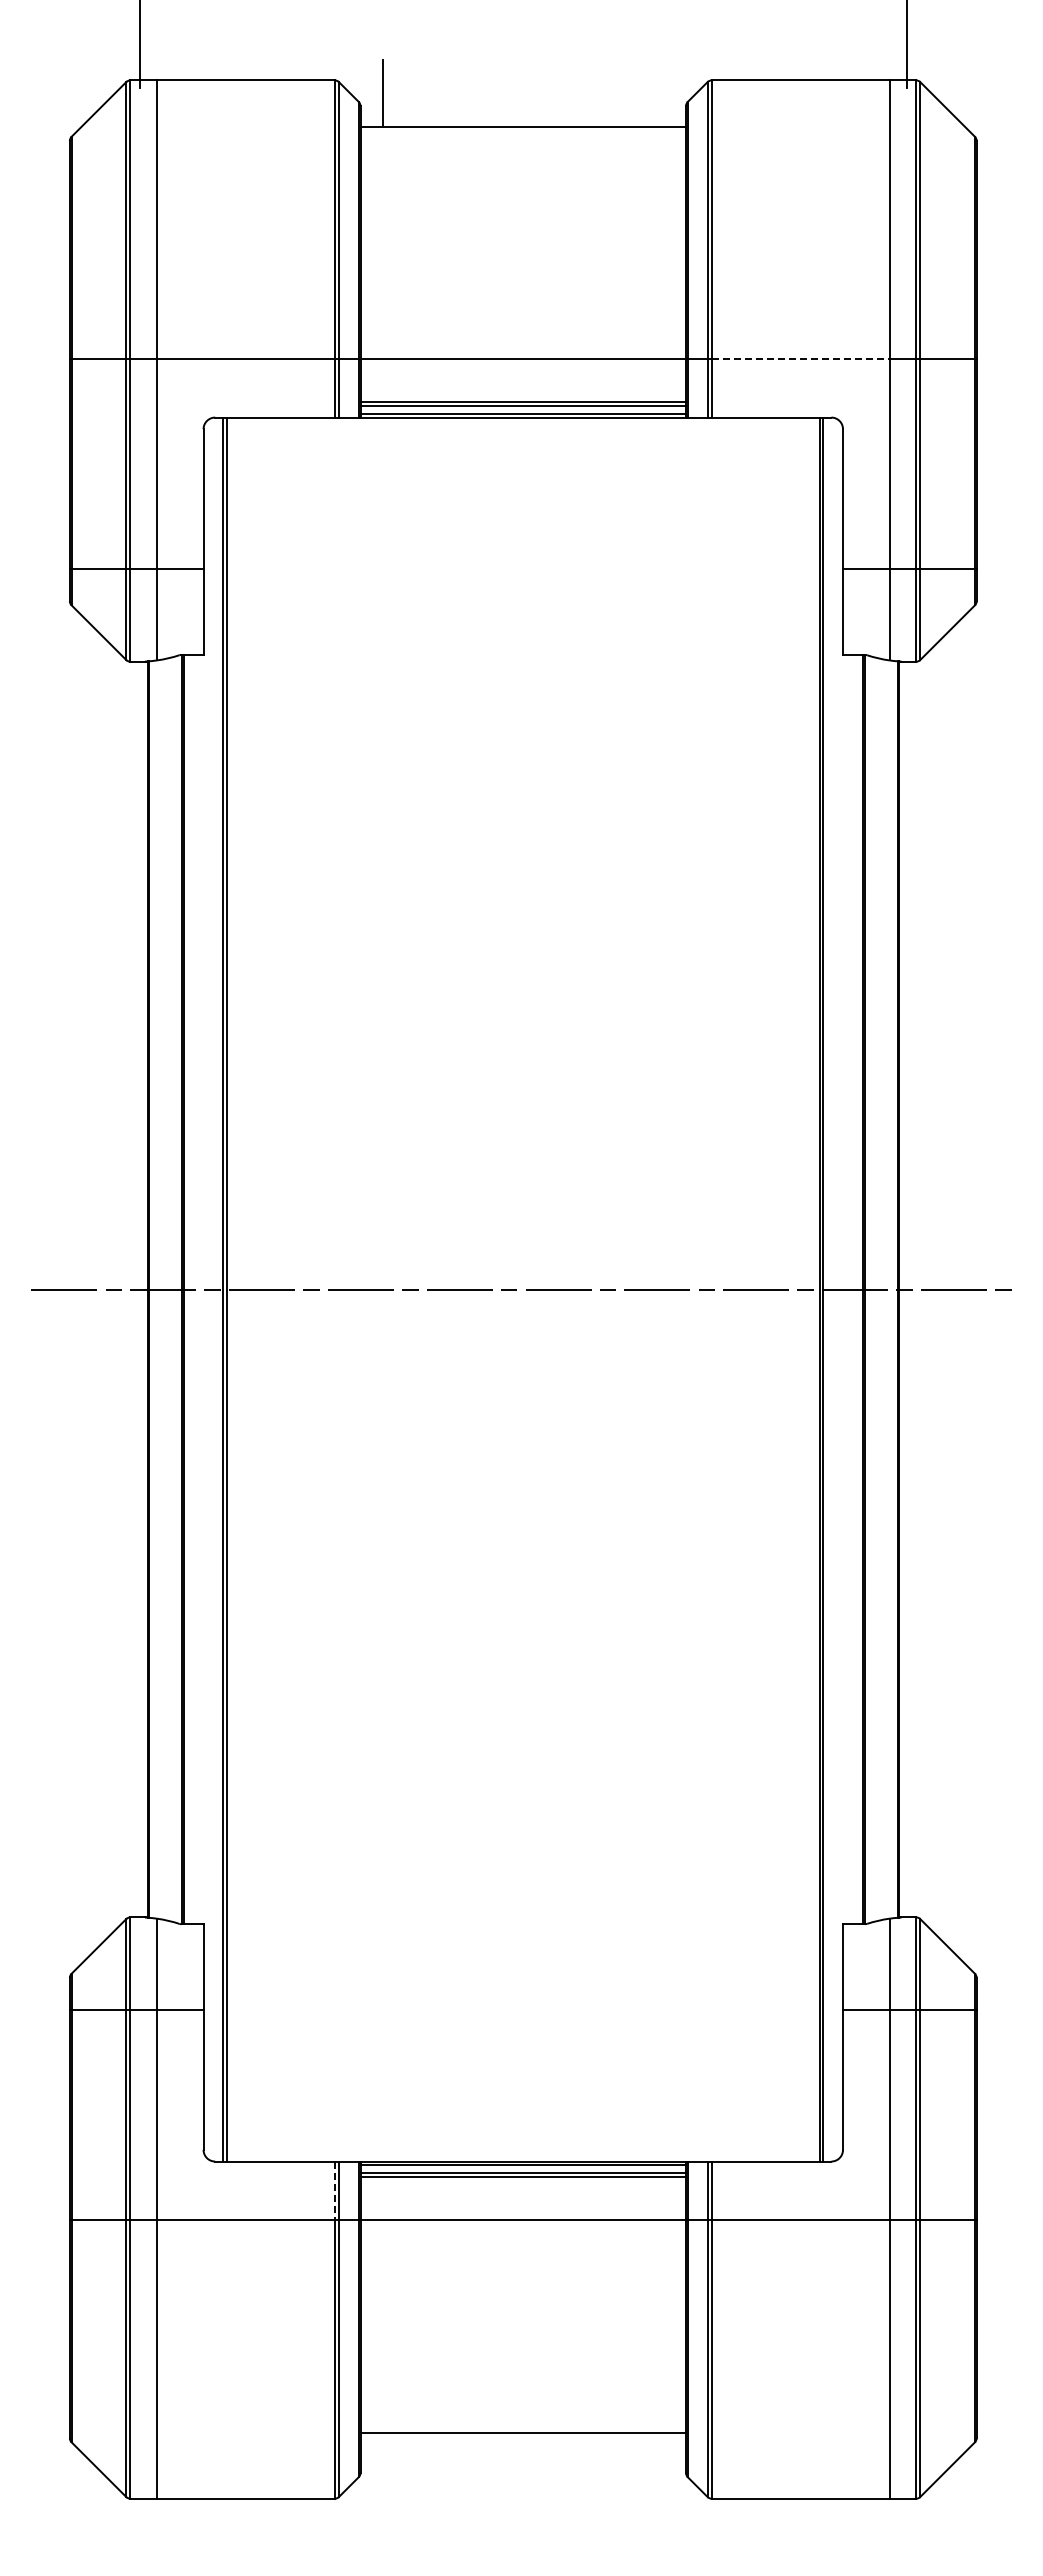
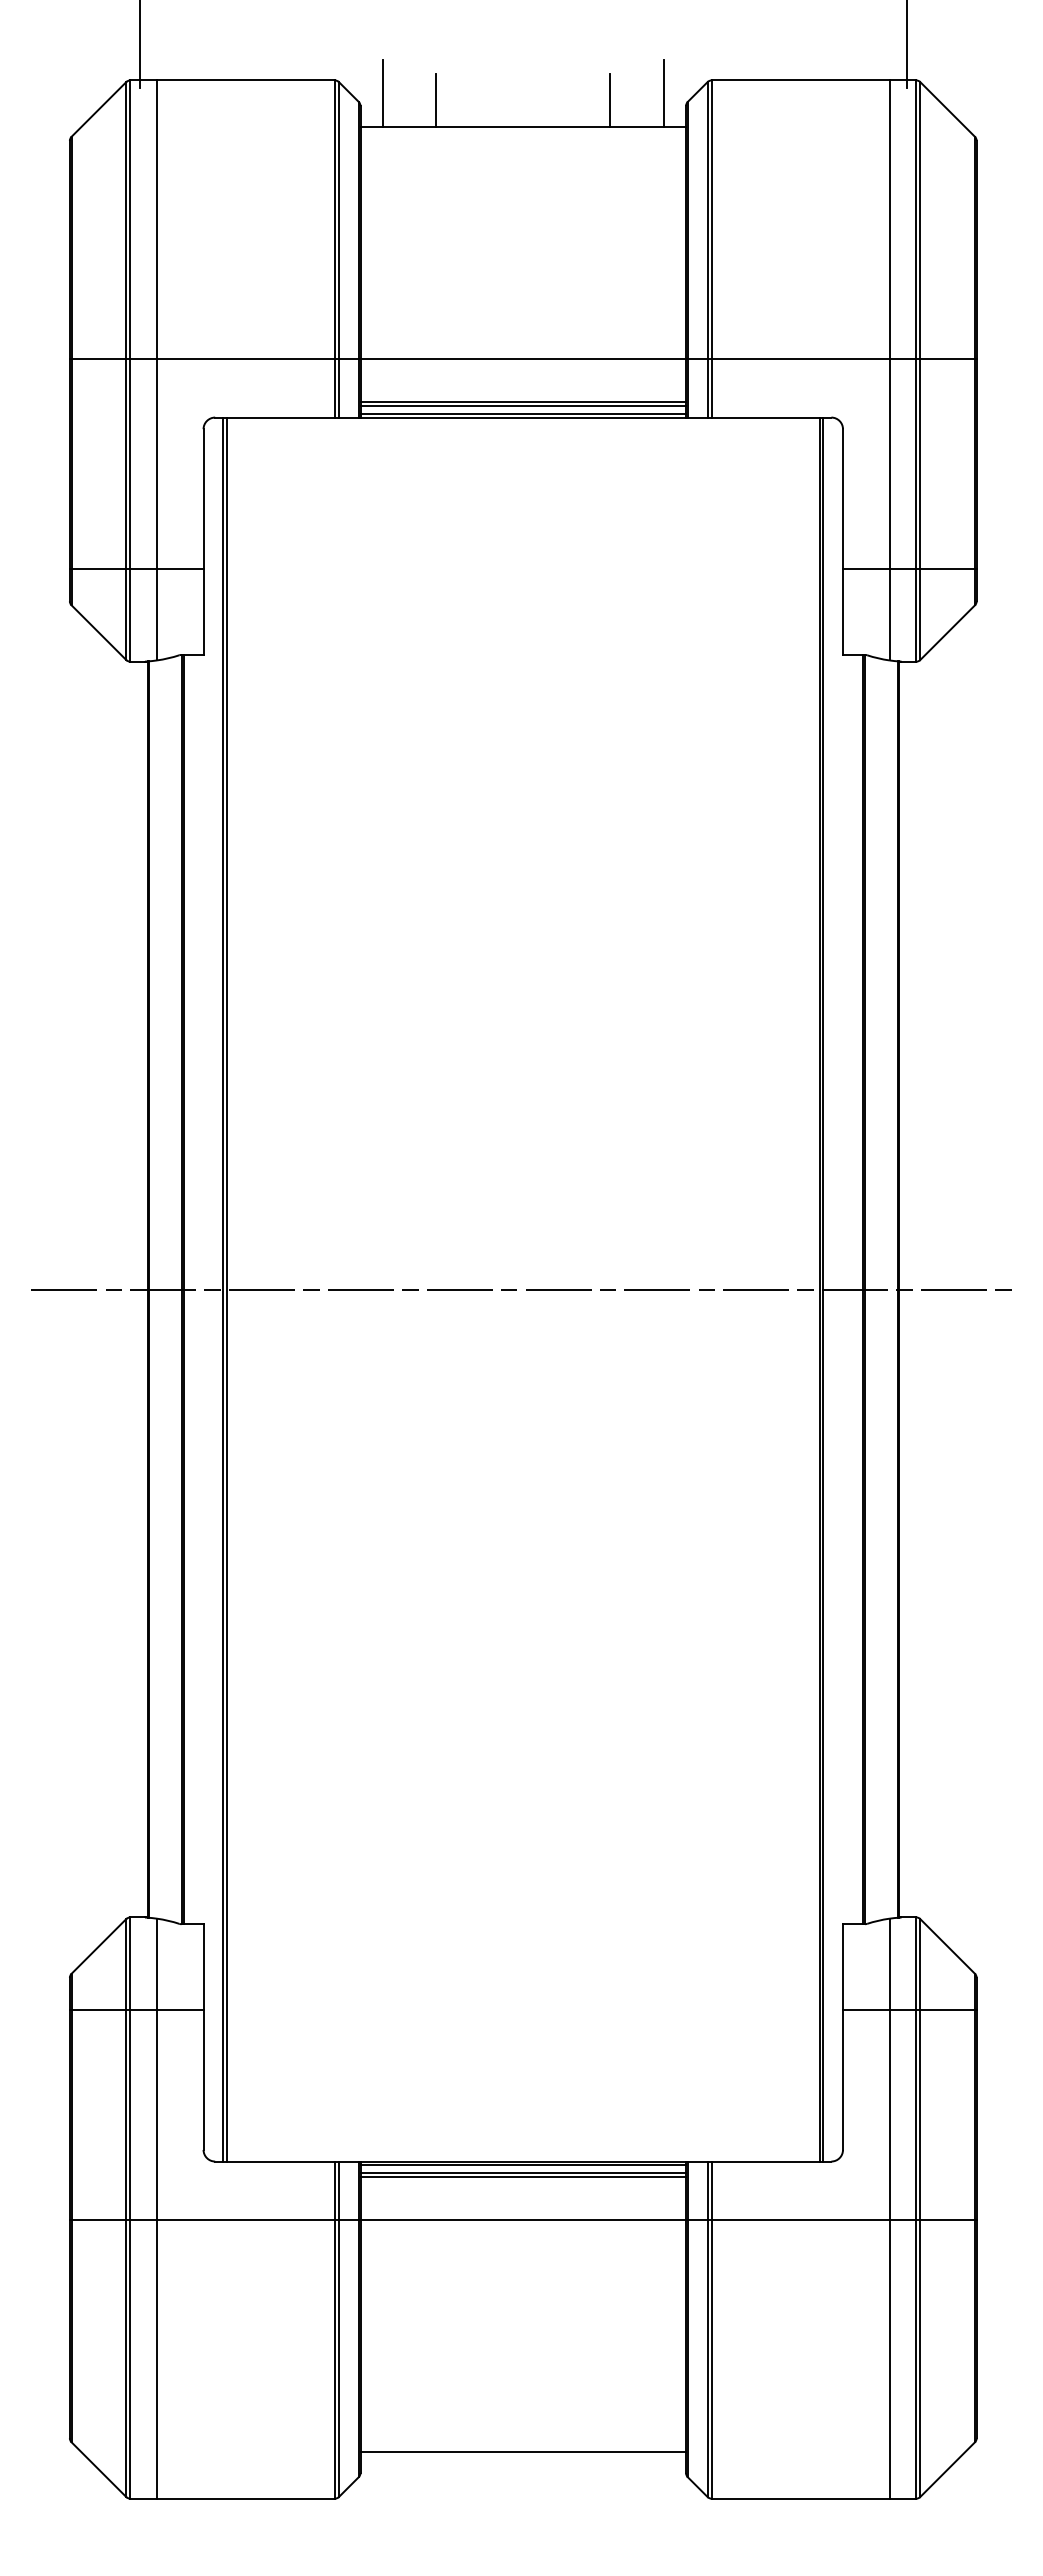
line: none -> present (663, 93)
line: none -> present (436, 100)
line: none -> present (610, 100)
line: dashed -> solid (800, 359)
line: dashed -> solid (334, 2191)
line position: (523, 2433) -> (523, 2452) (523, 2452)
